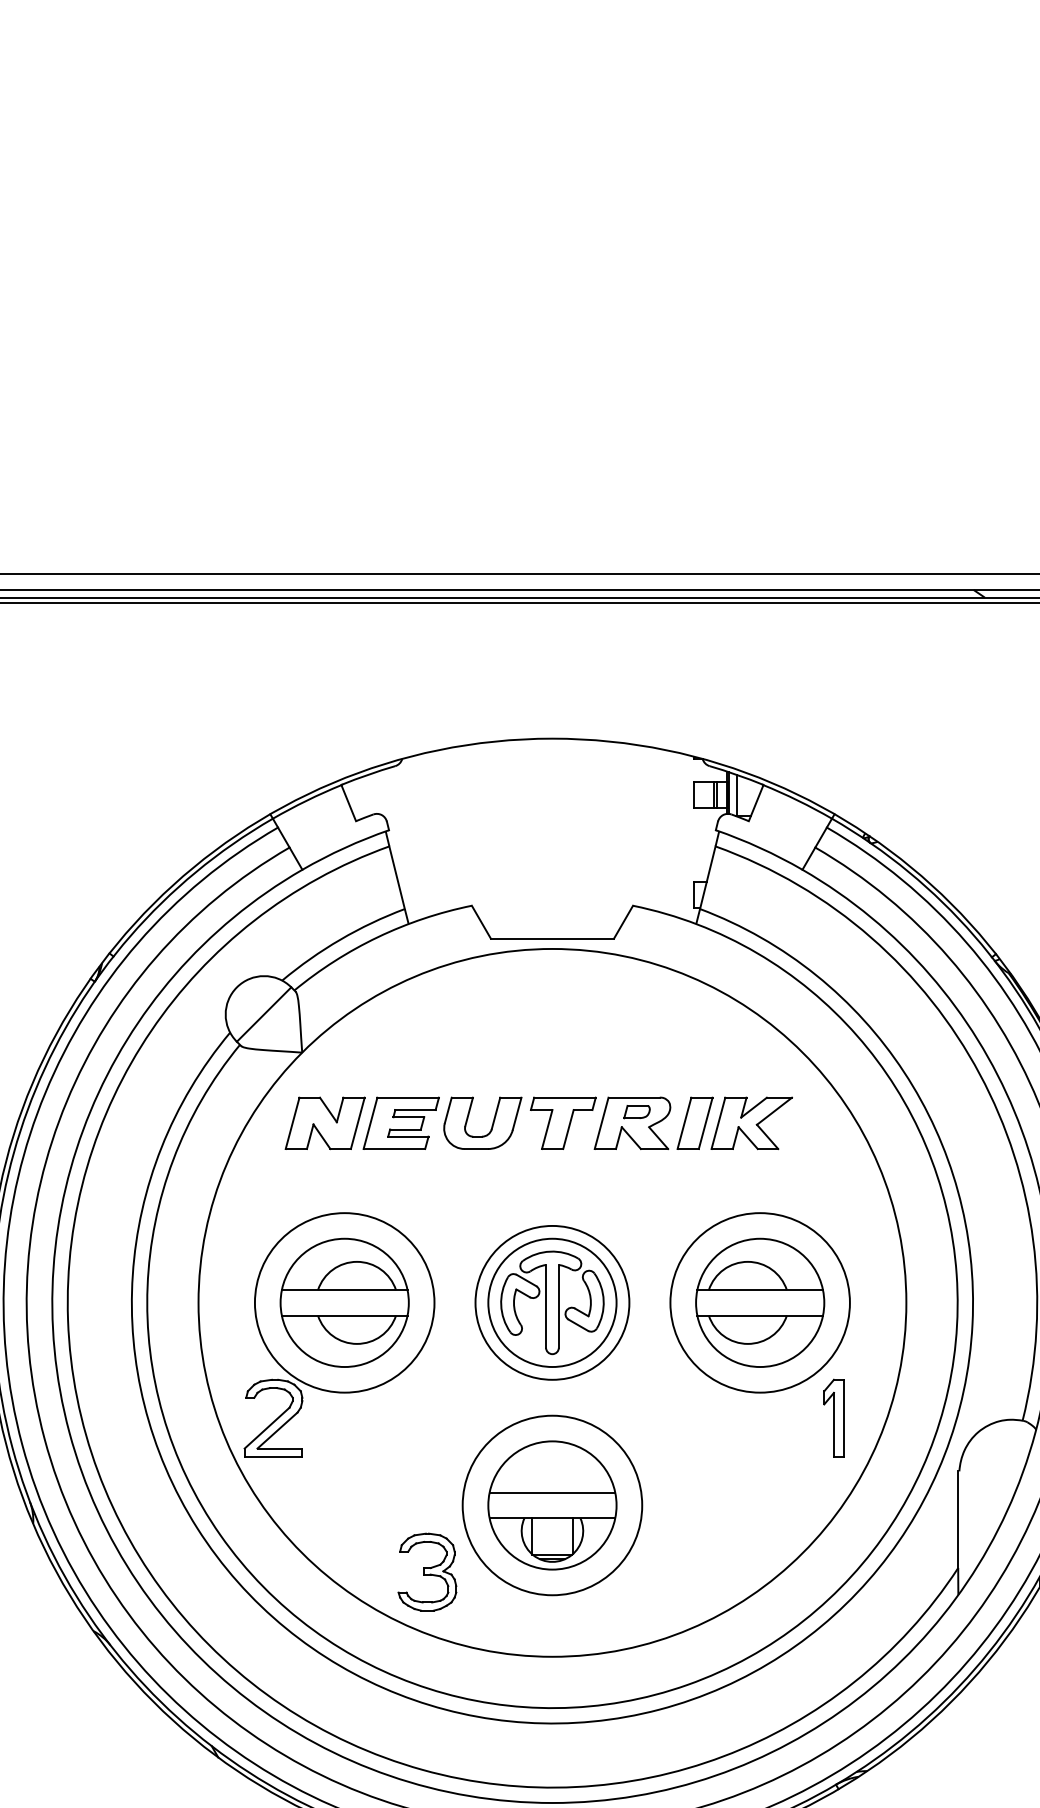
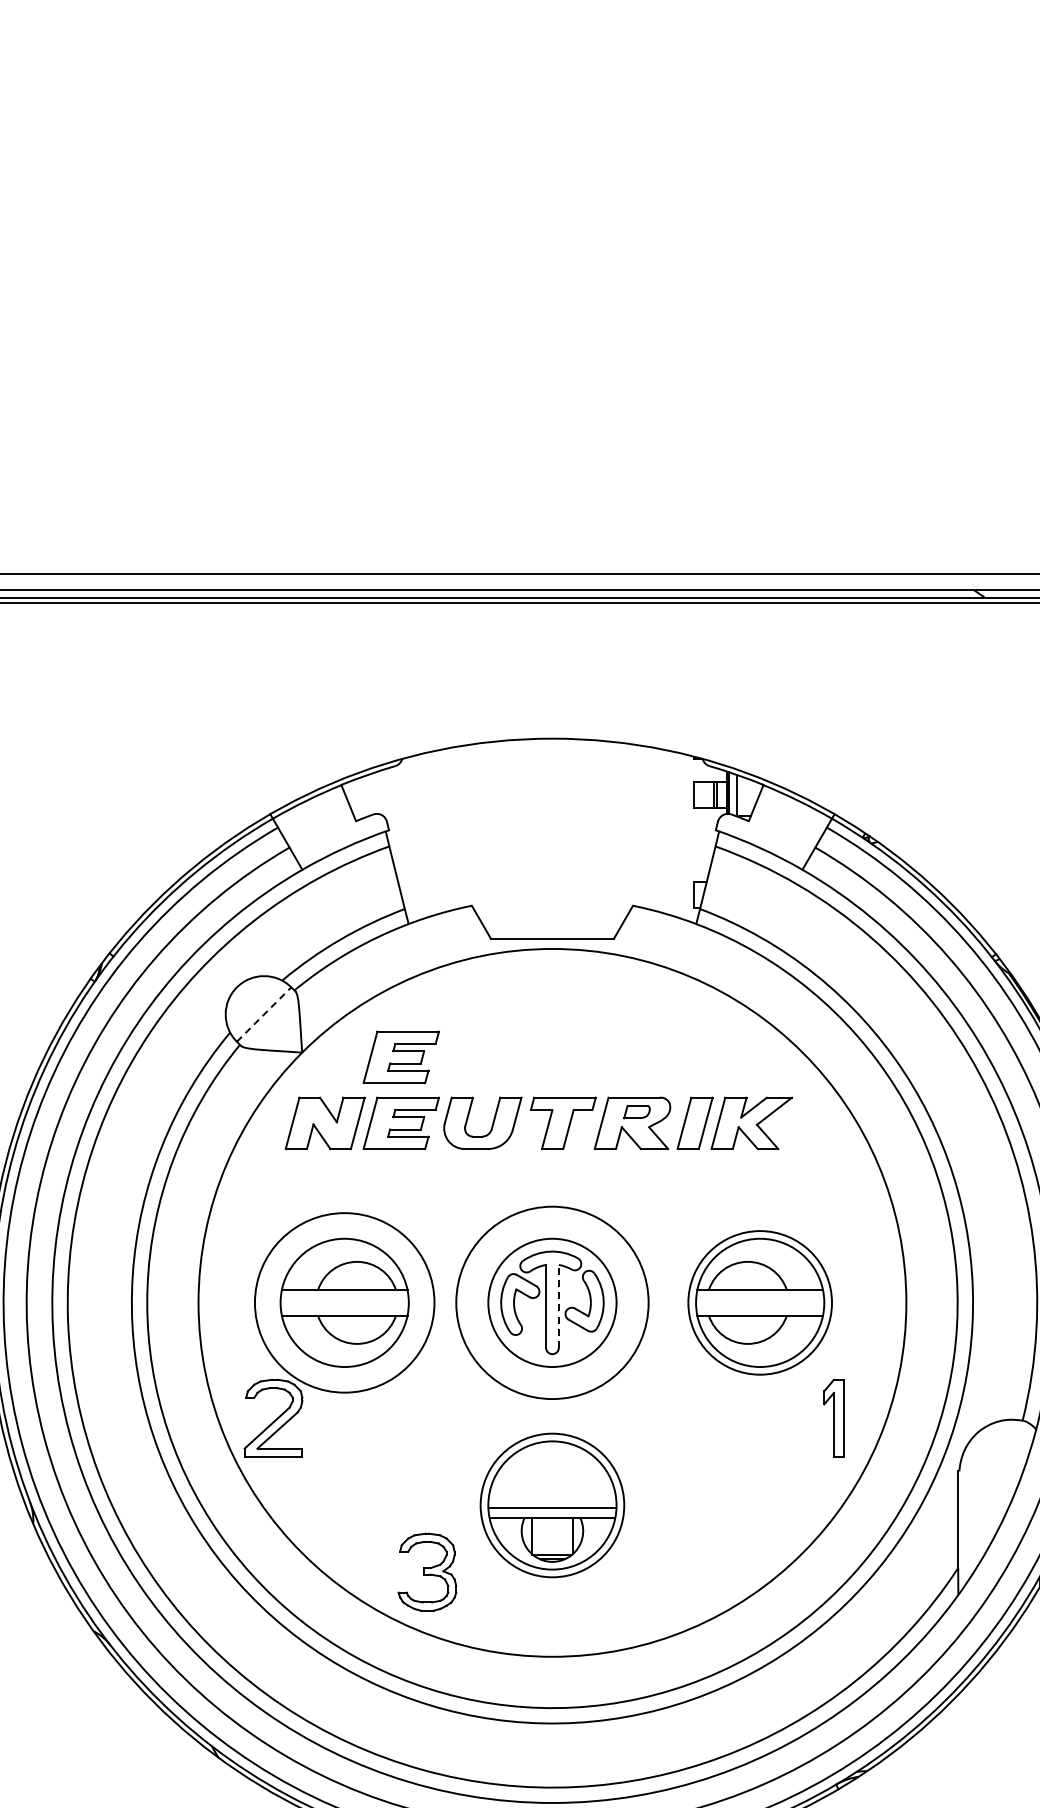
line: solid -> dashed (264, 1014)
part: none -> present (400, 1056)
circle diameter: 154 px -> 192 px (552, 1302)
circle diameter: 180 px -> 144 px (760, 1302)
line: solid -> dashed (558, 1305)
line position: (552, 1492) -> (552, 1507) (552, 1507)
circle diameter: 180 px -> 144 px (552, 1505)
